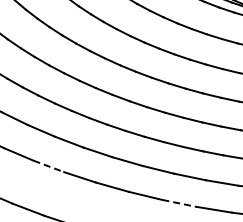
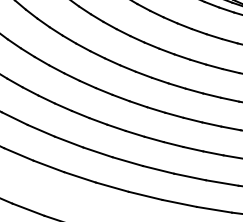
line: dashed -> solid (49, 166)
line: dashed -> solid (179, 203)
